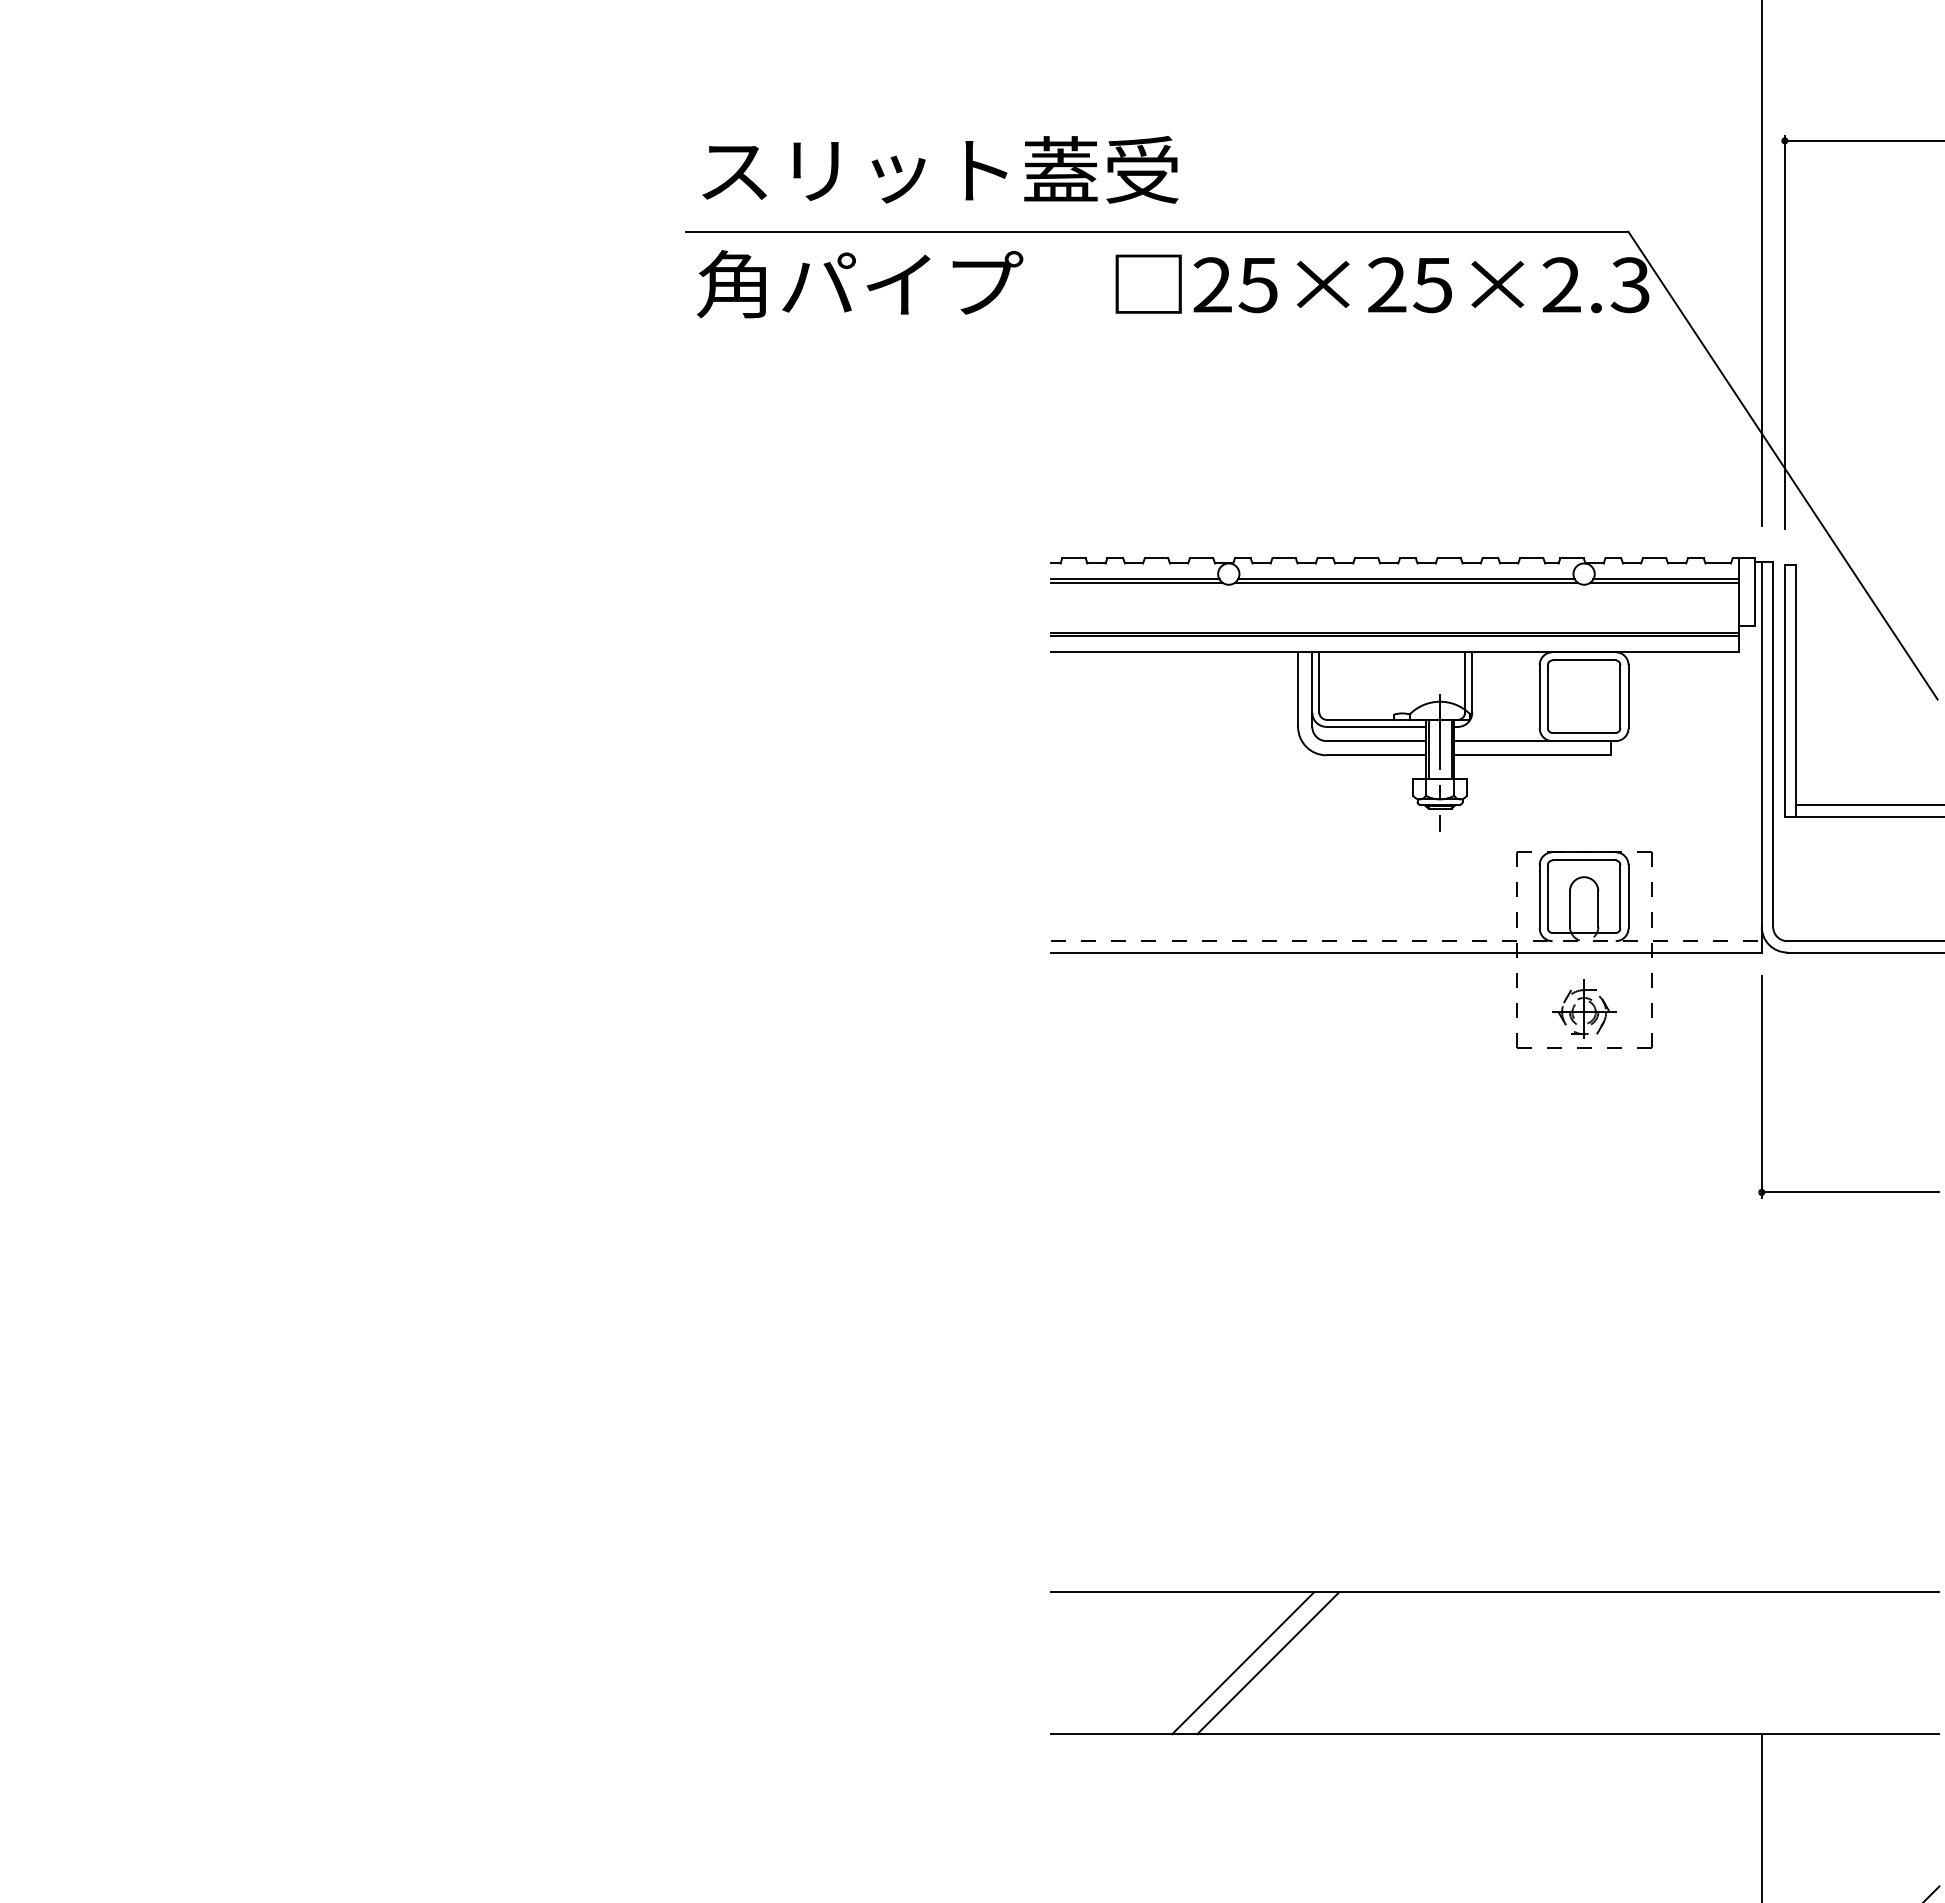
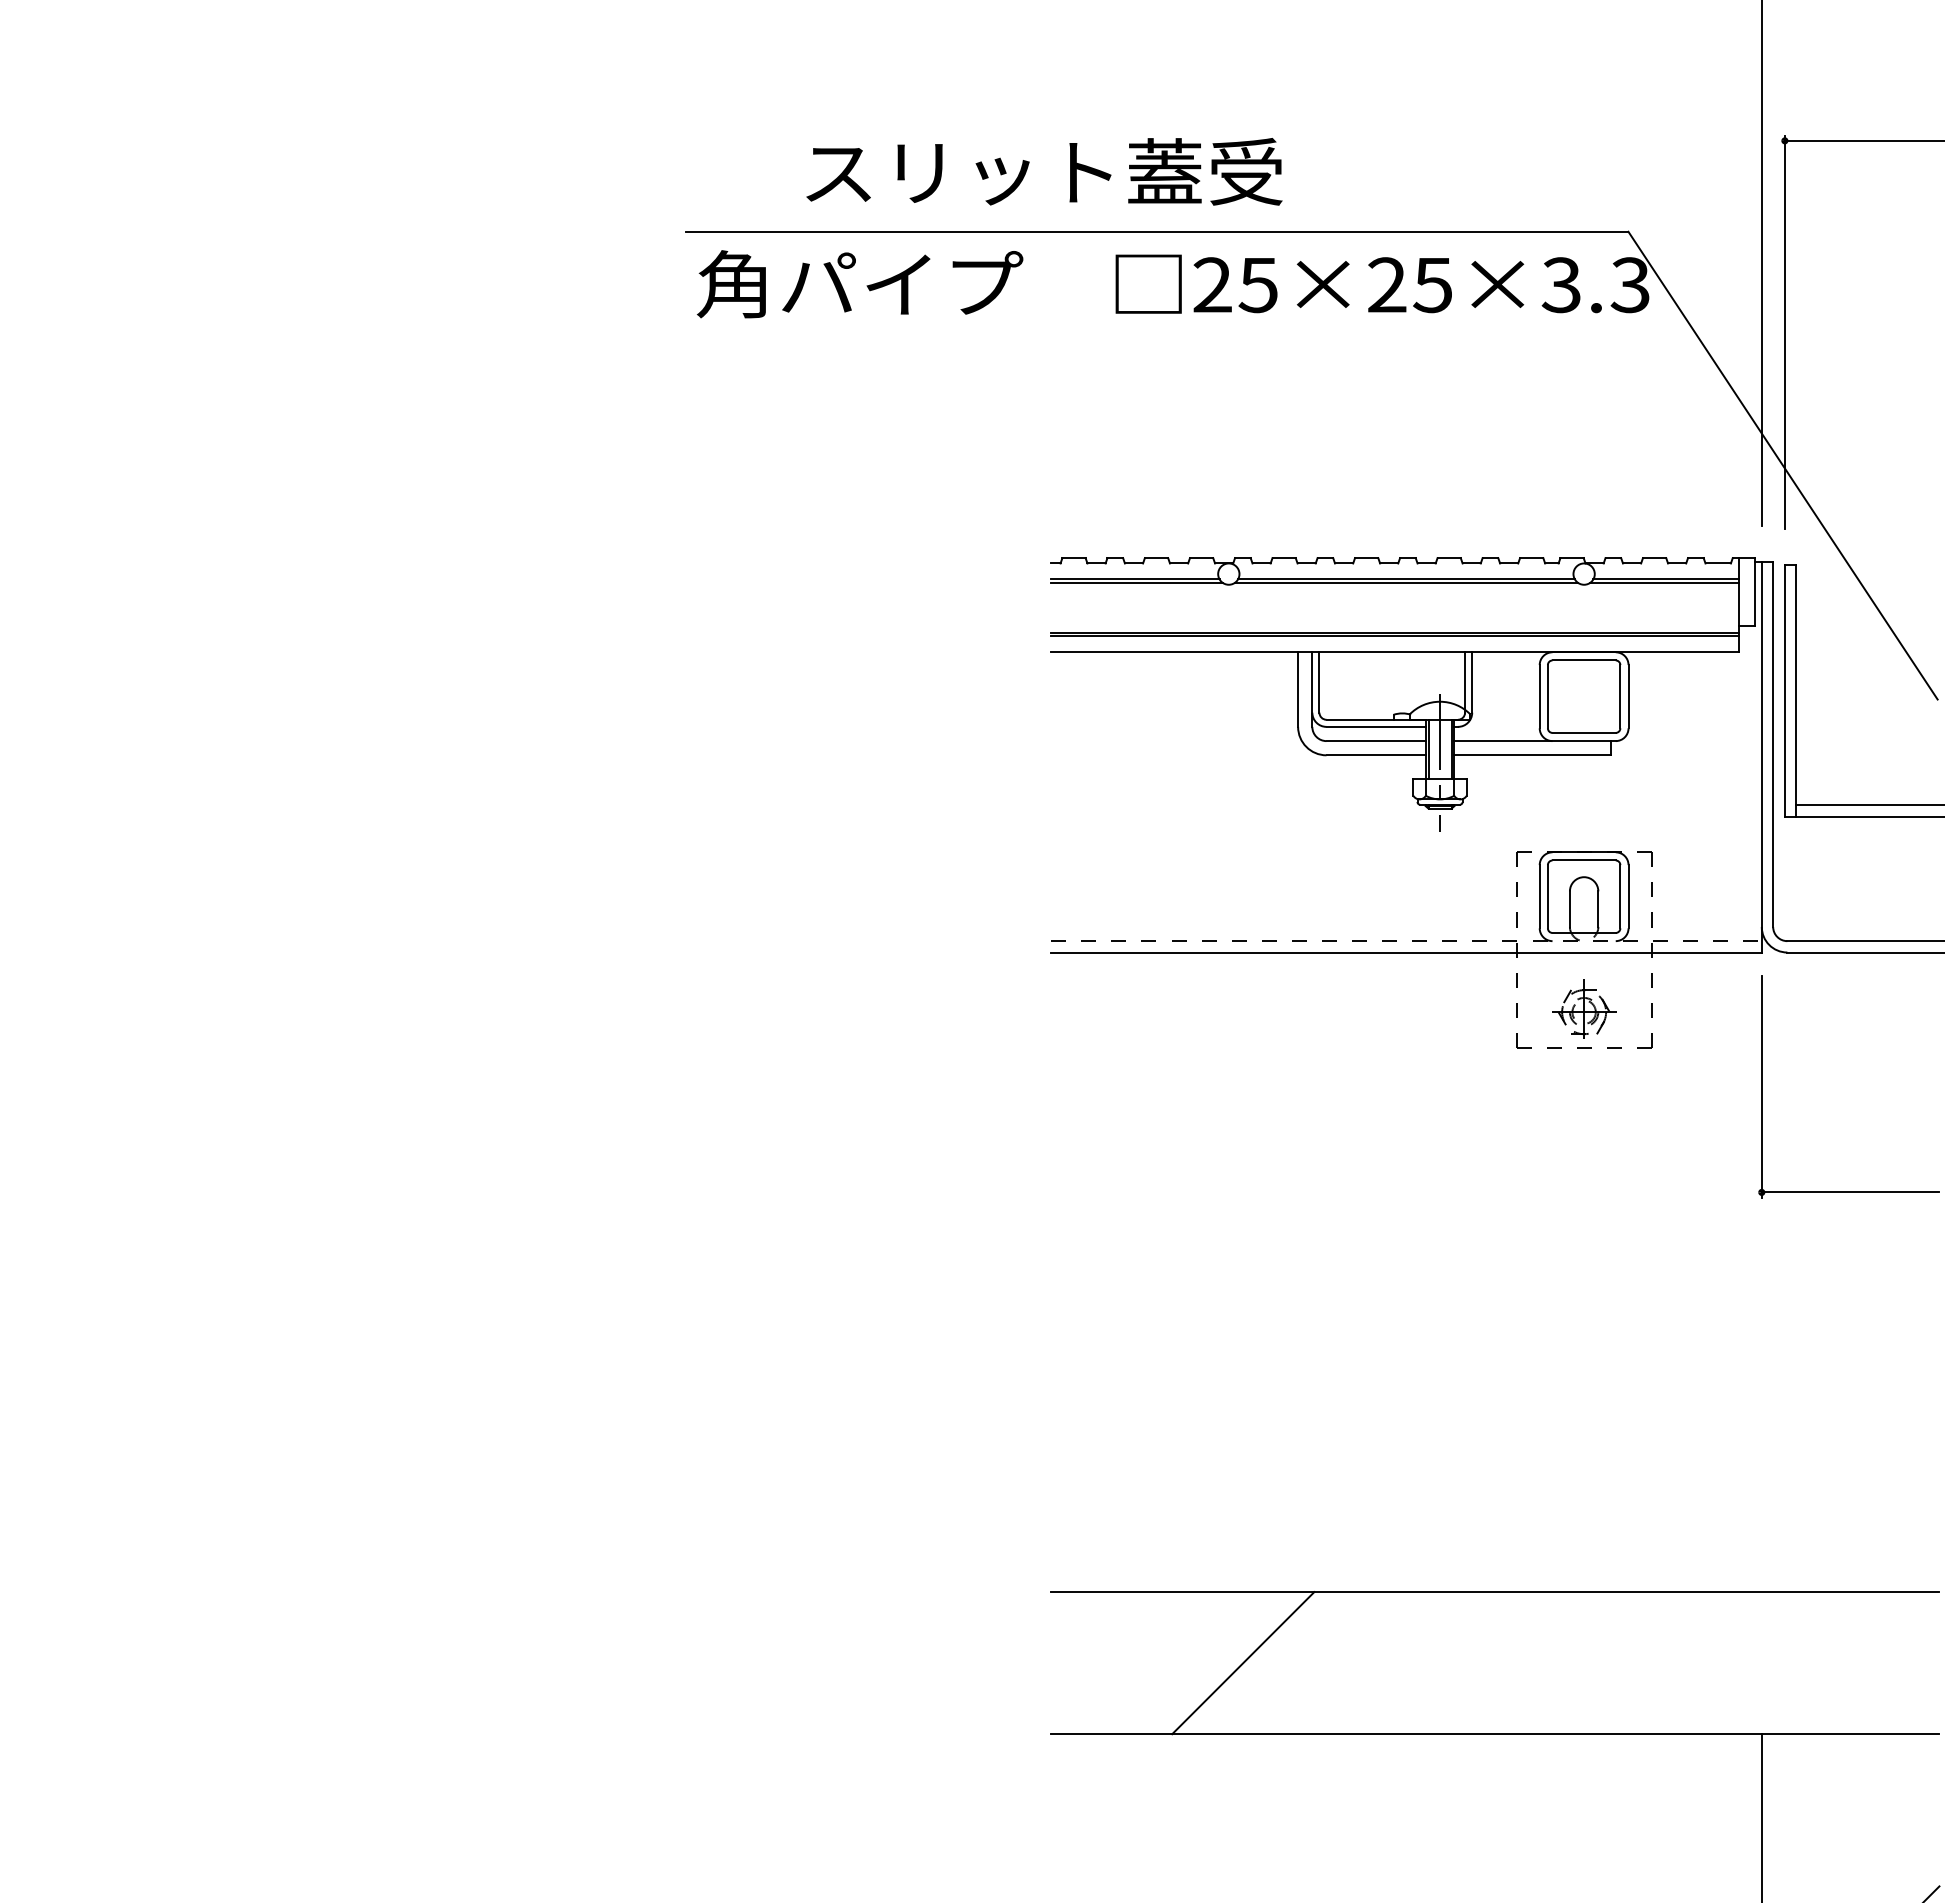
text position: (940, 169) -> (1044, 171) (1044, 171)
text: 25×25×2.3 -> 25×25×3.3 (1560, 285)
line: present -> none (1268, 1663)
